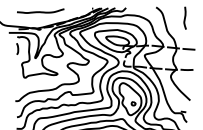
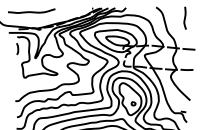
curve position: (40, 11) -> (31, 11) (31, 11)
